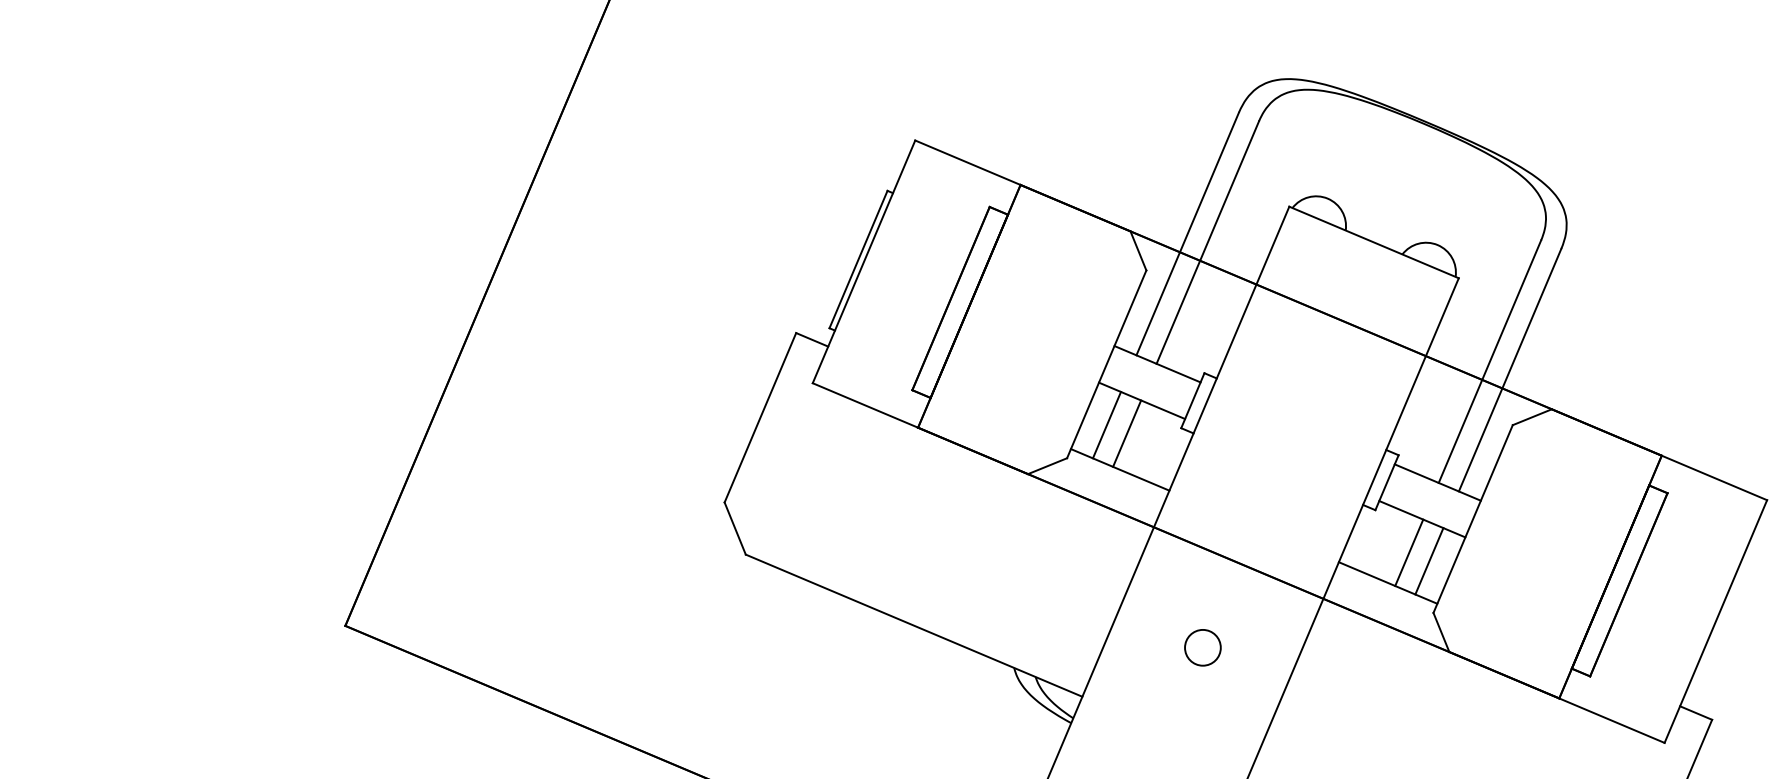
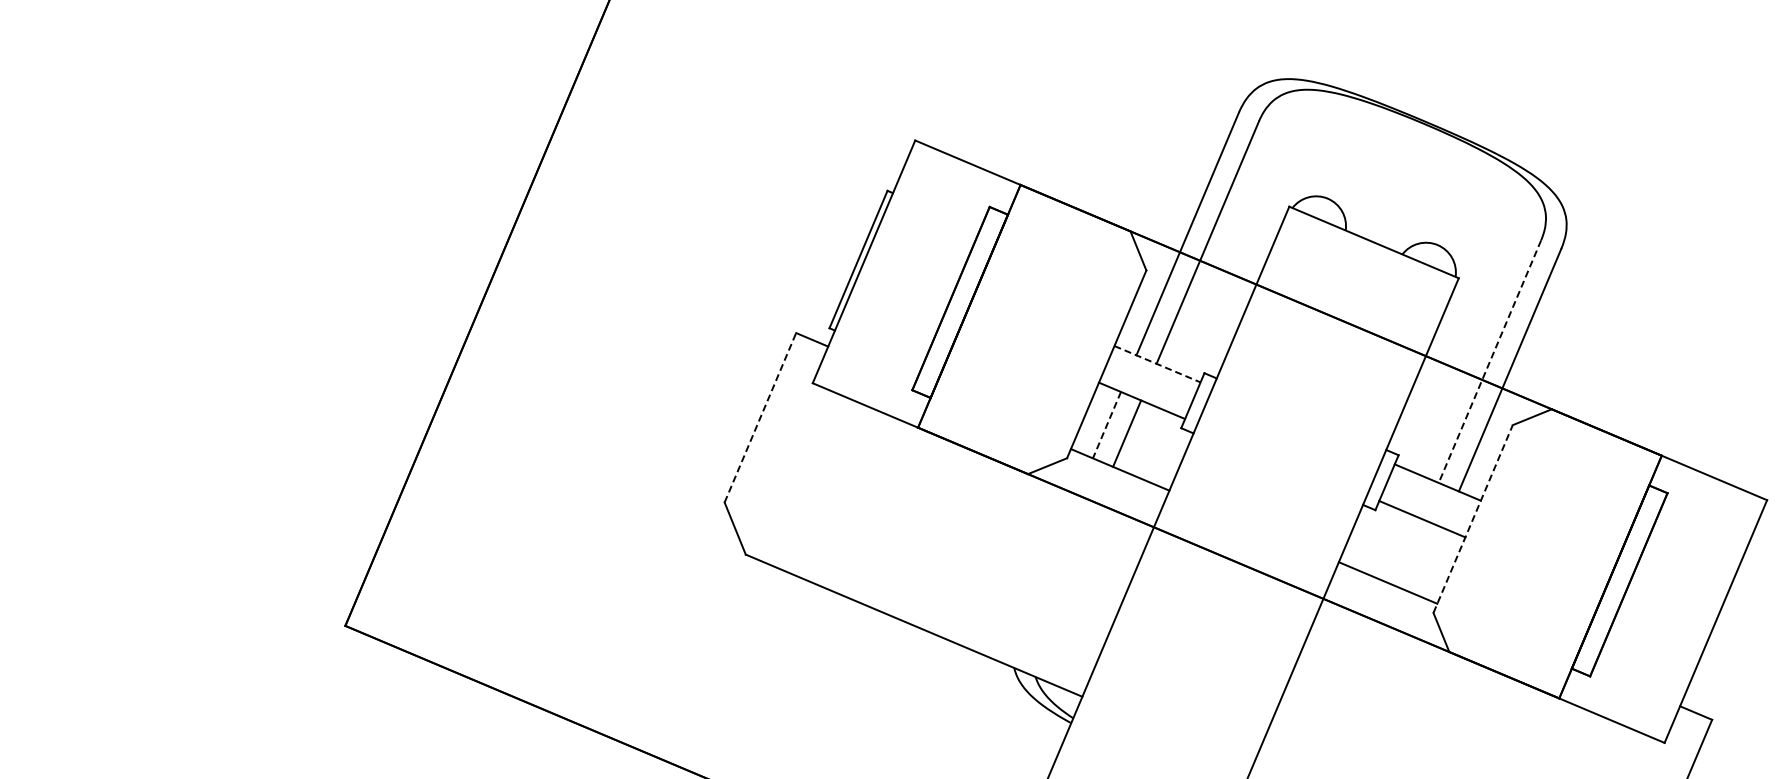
line: solid -> dashed (1489, 361)
line: solid -> dashed (1157, 364)
line: solid -> dashed (760, 417)
line: solid -> dashed (1106, 425)
line: solid -> dashed (1473, 519)
line: present -> none (1409, 552)
line: present -> none (1429, 561)
circle: present -> none (1202, 647)
